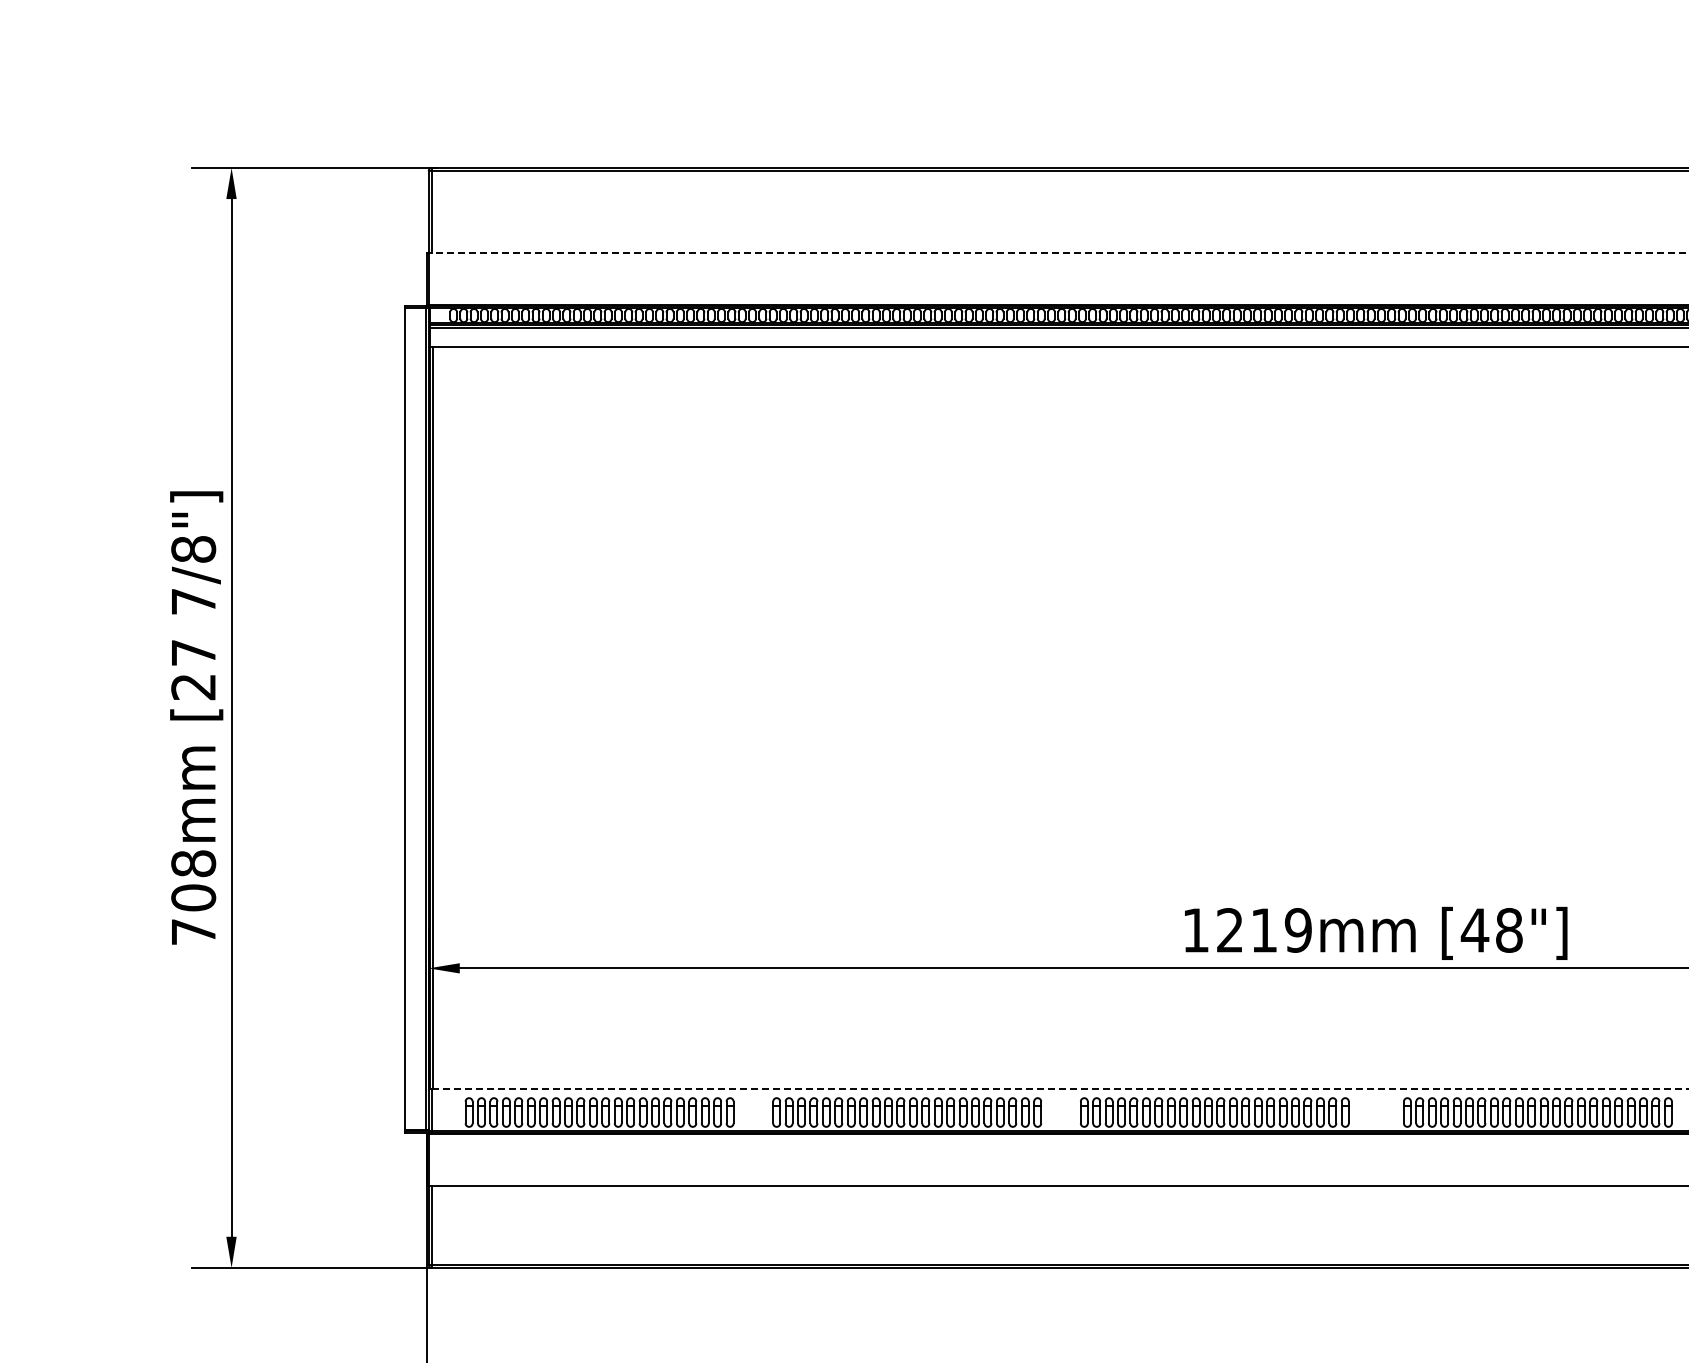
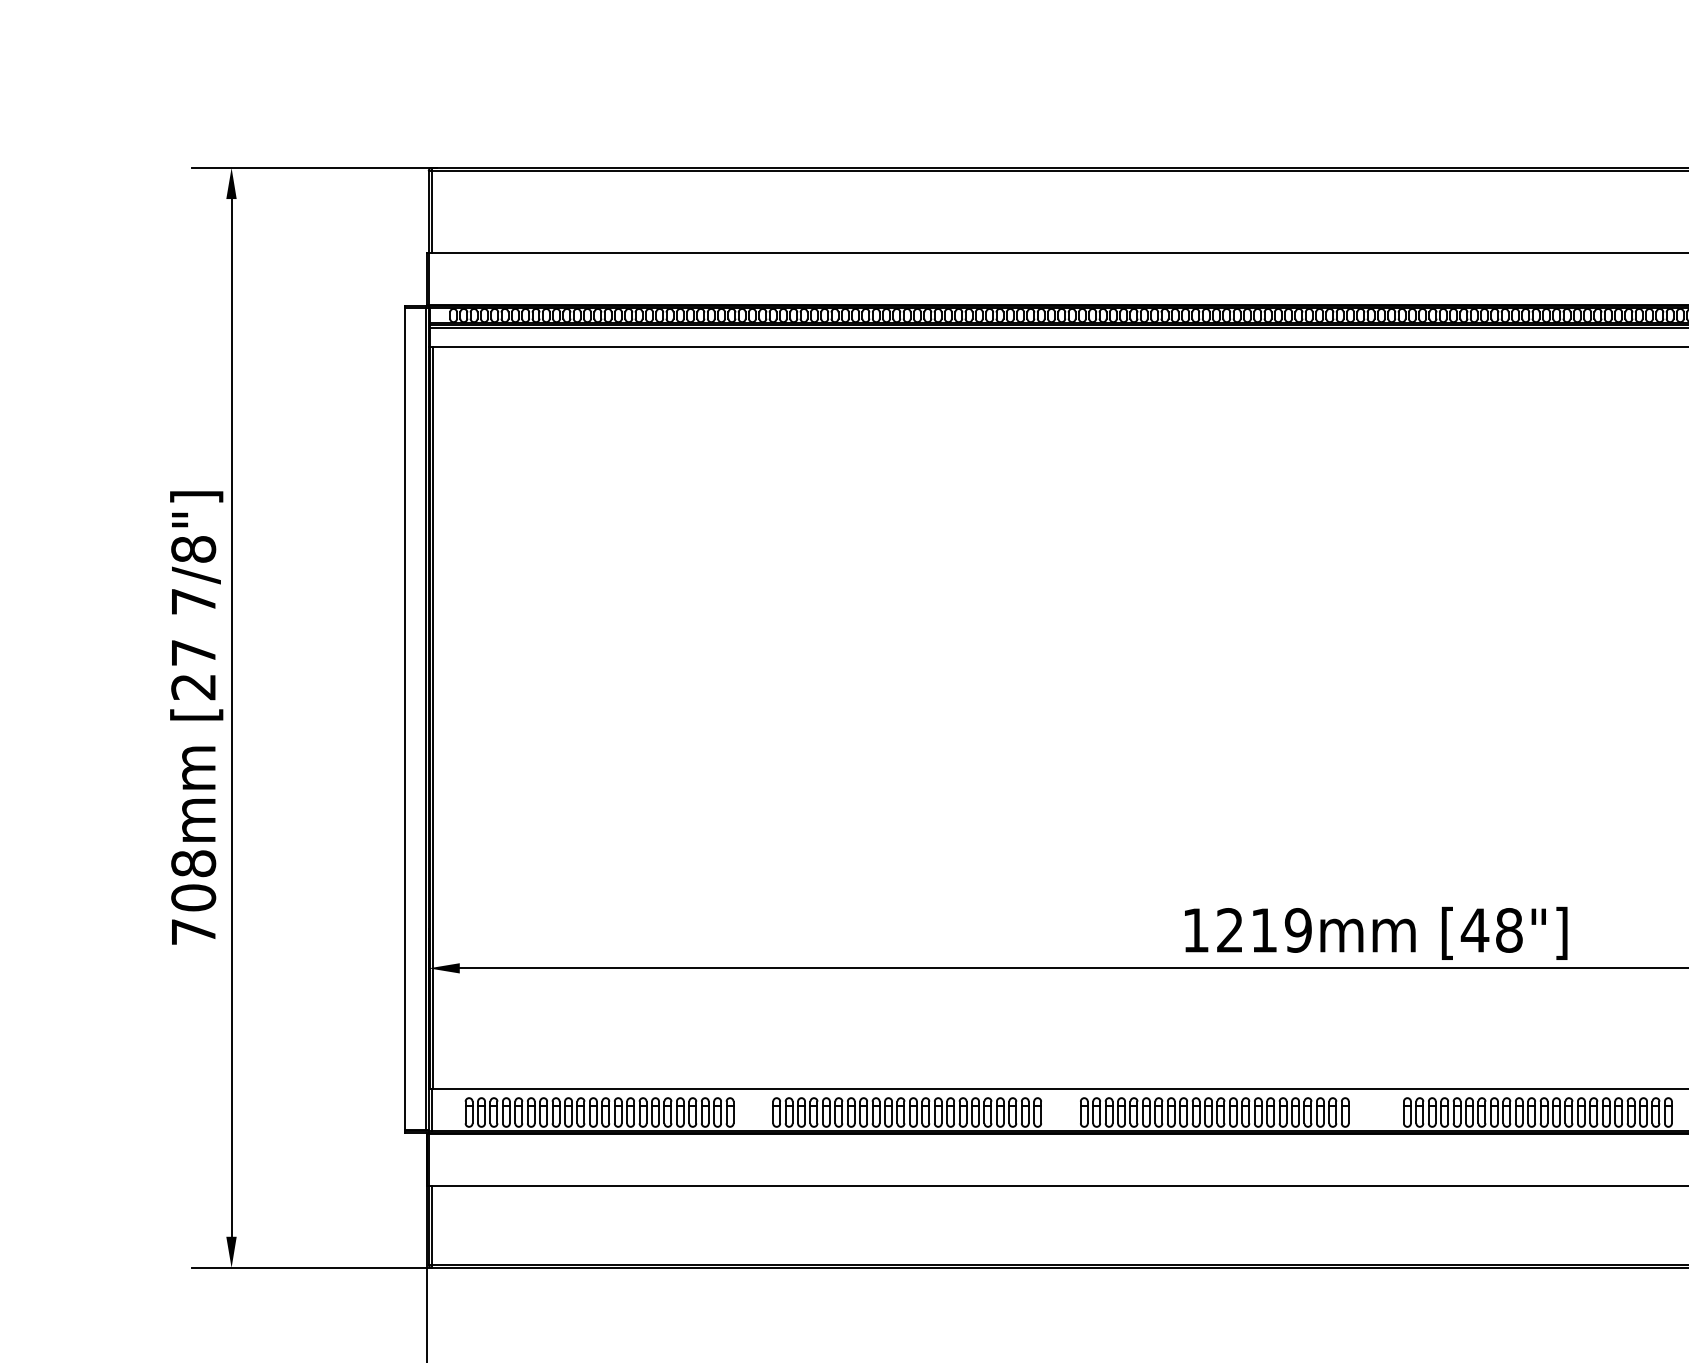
line: dashed -> solid (1058, 253)
line: dashed -> solid (1060, 1089)
